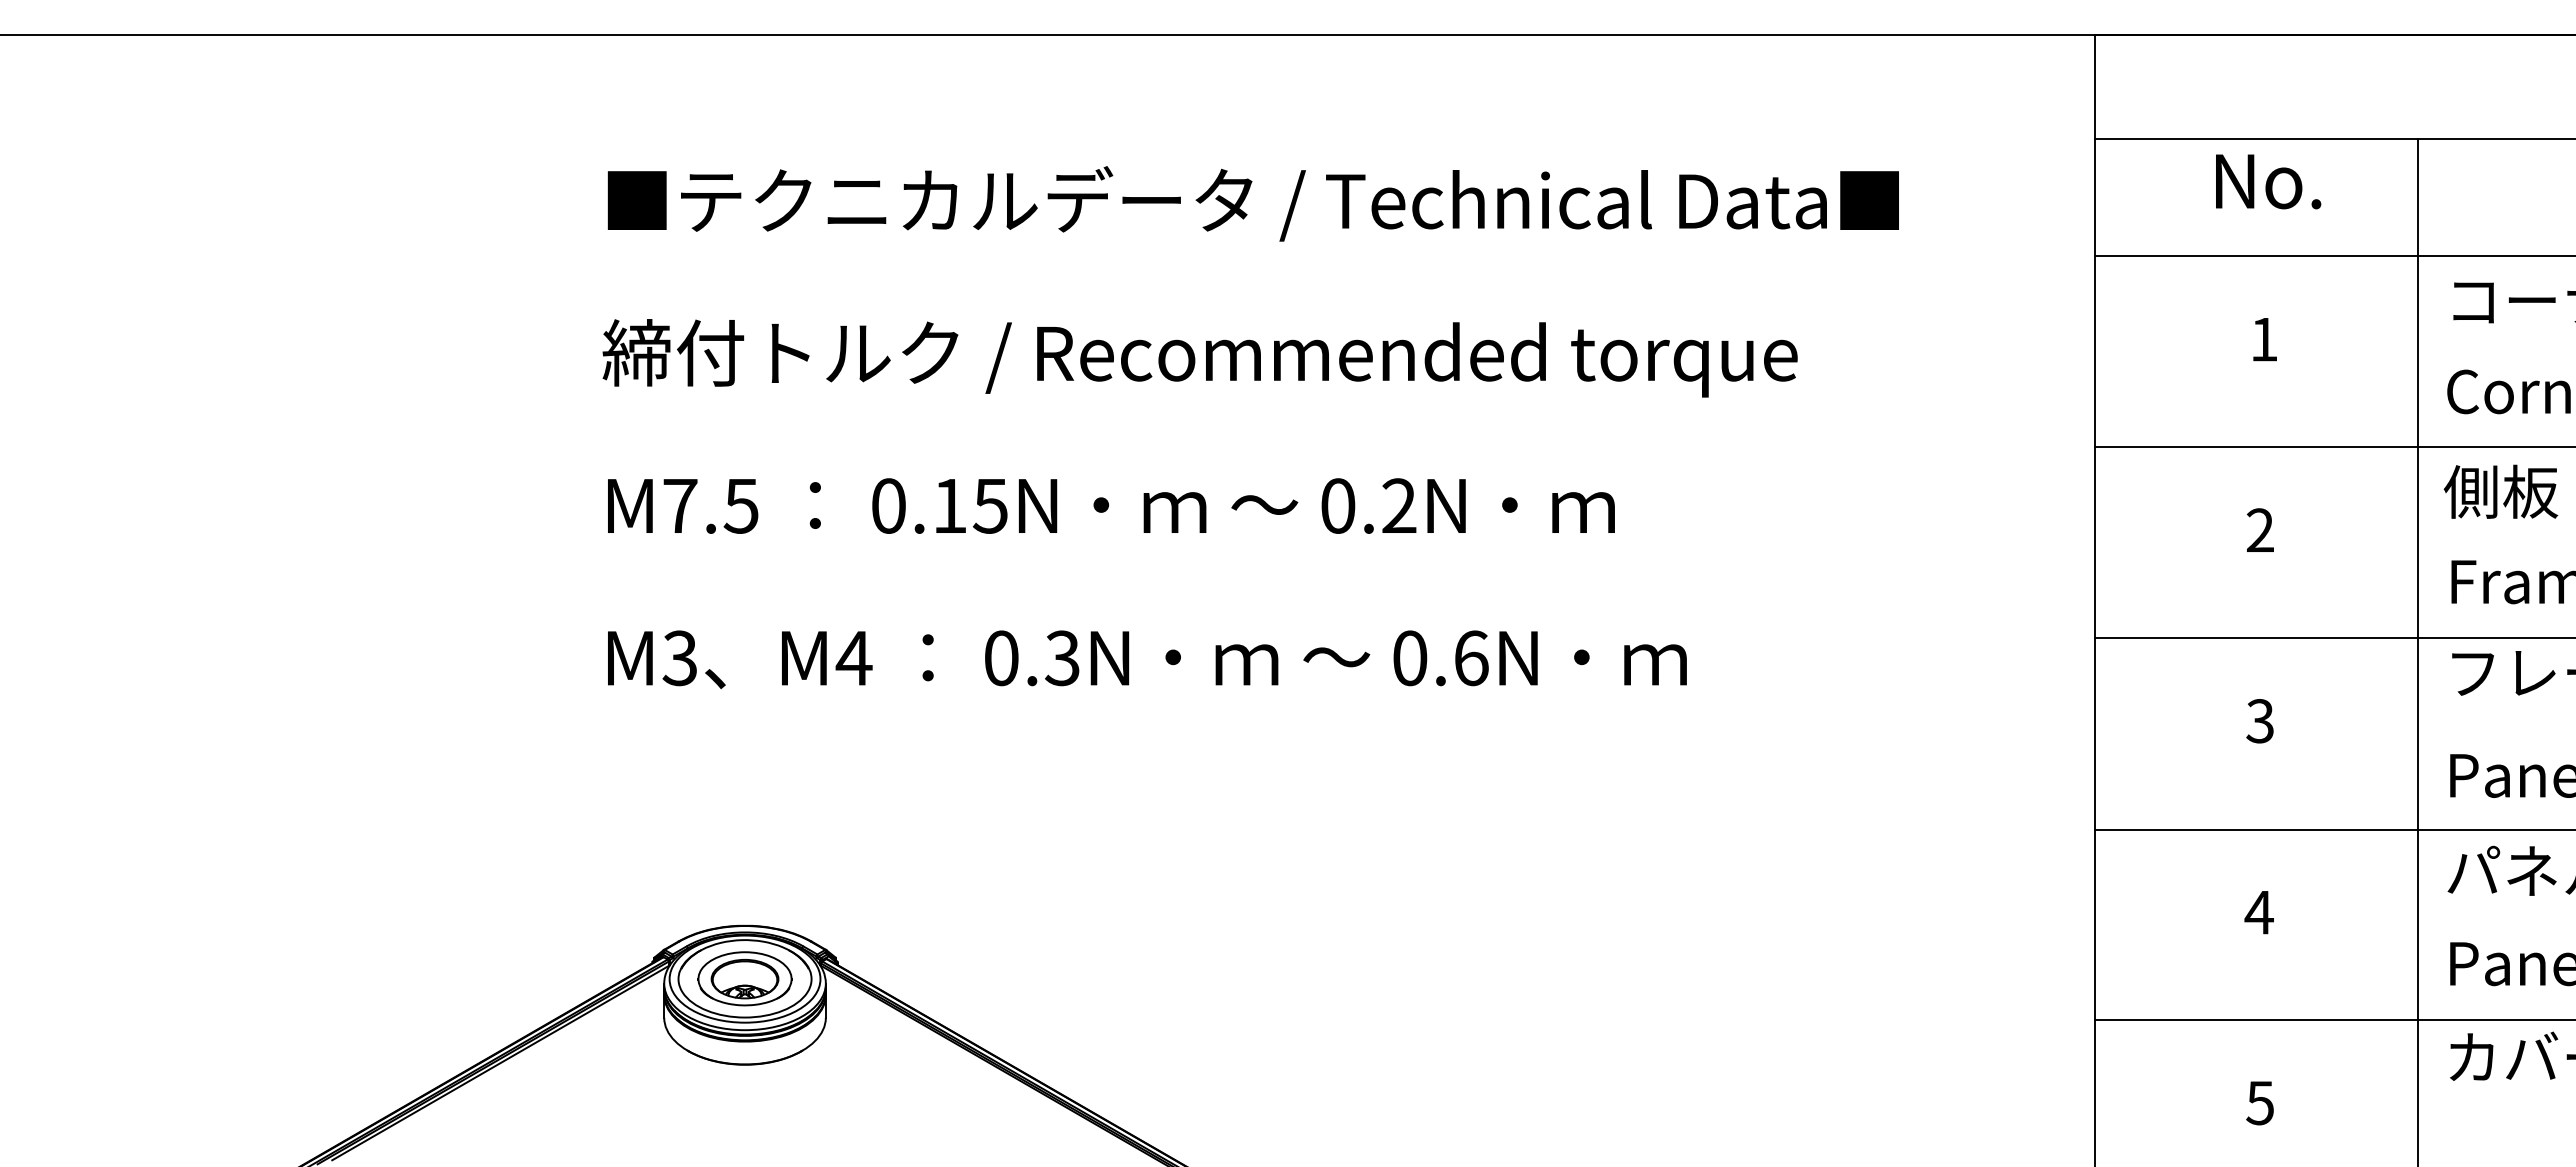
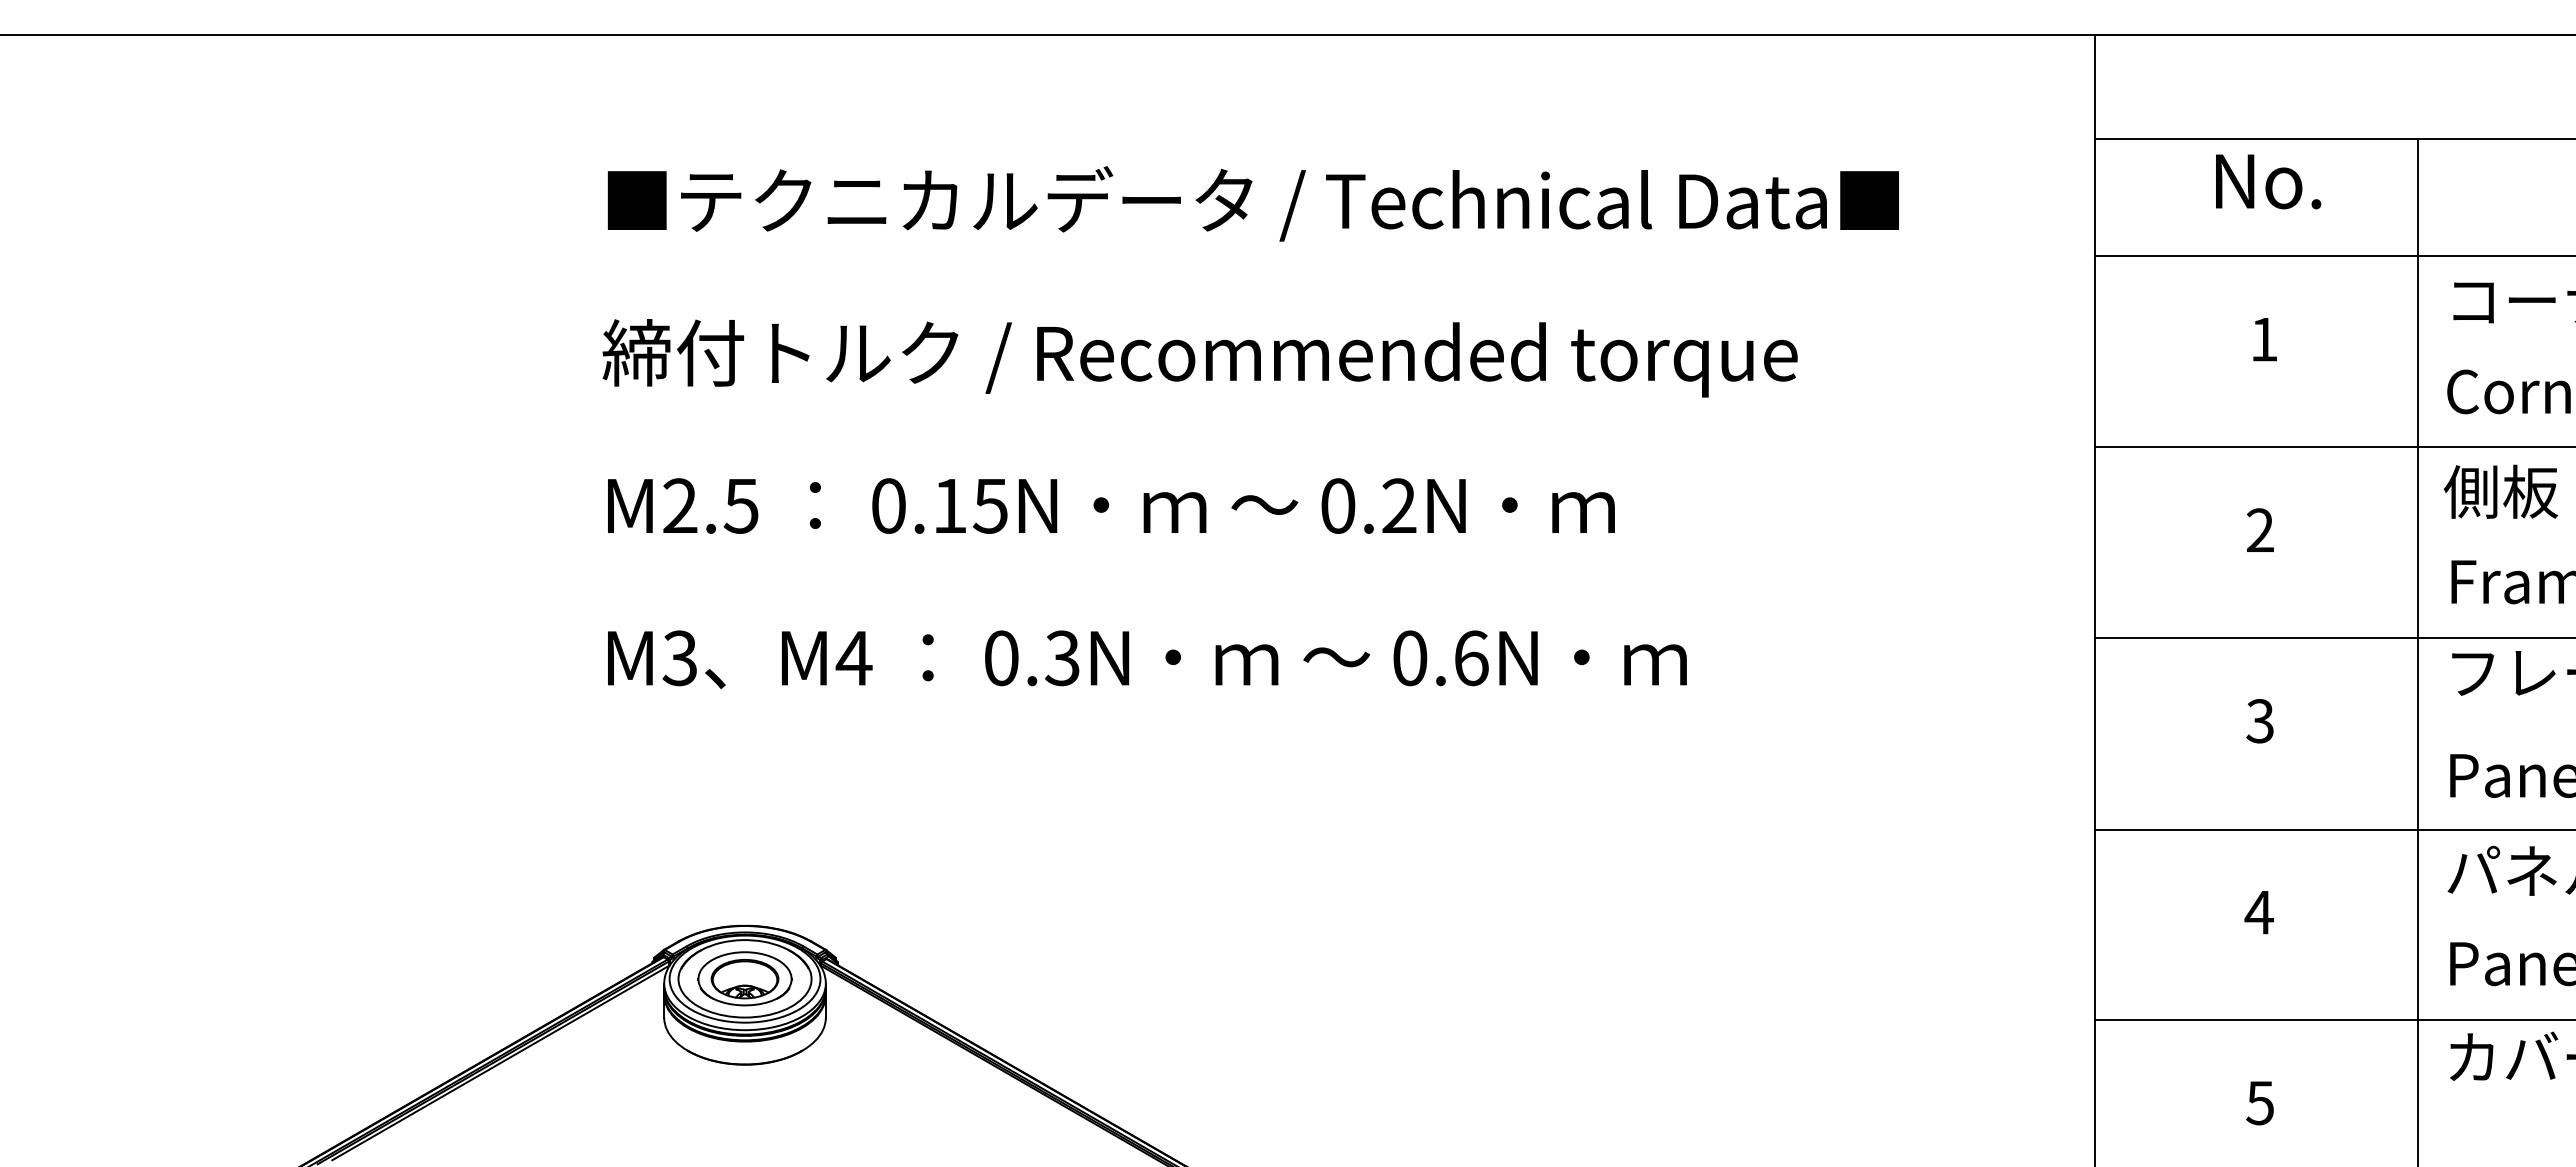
text: M7.5 -> M2.5 (680, 505)
